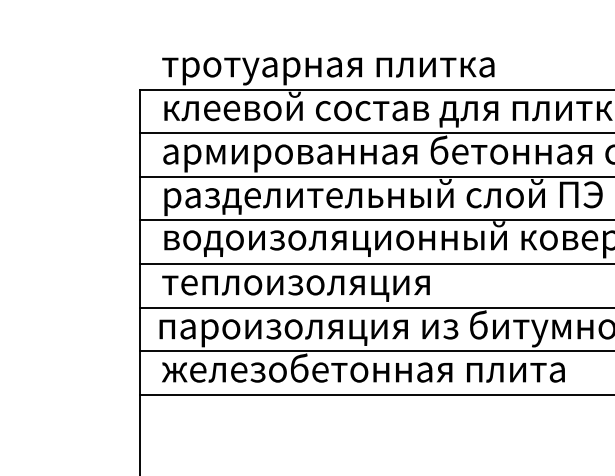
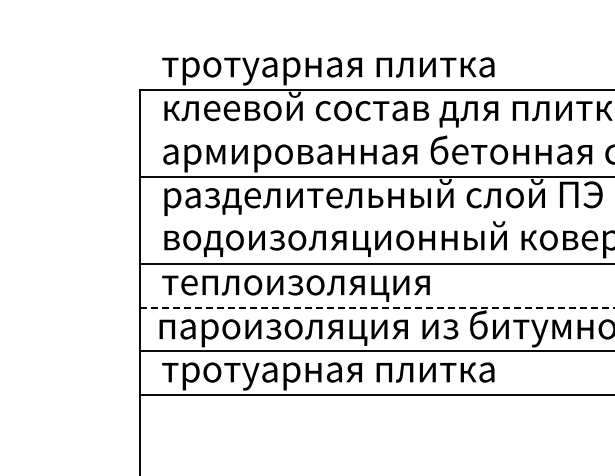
line: present -> none (375, 133)
line: present -> none (375, 220)
line: solid -> dashed (377, 307)
text: железобетонная плита -> тротуарная плитка (363, 371)
